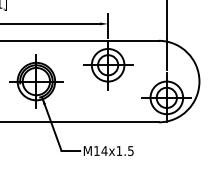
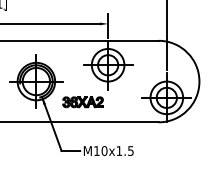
part: none -> present (82, 102)
text: M14x1.5 -> M10x1.5 (104, 150)
